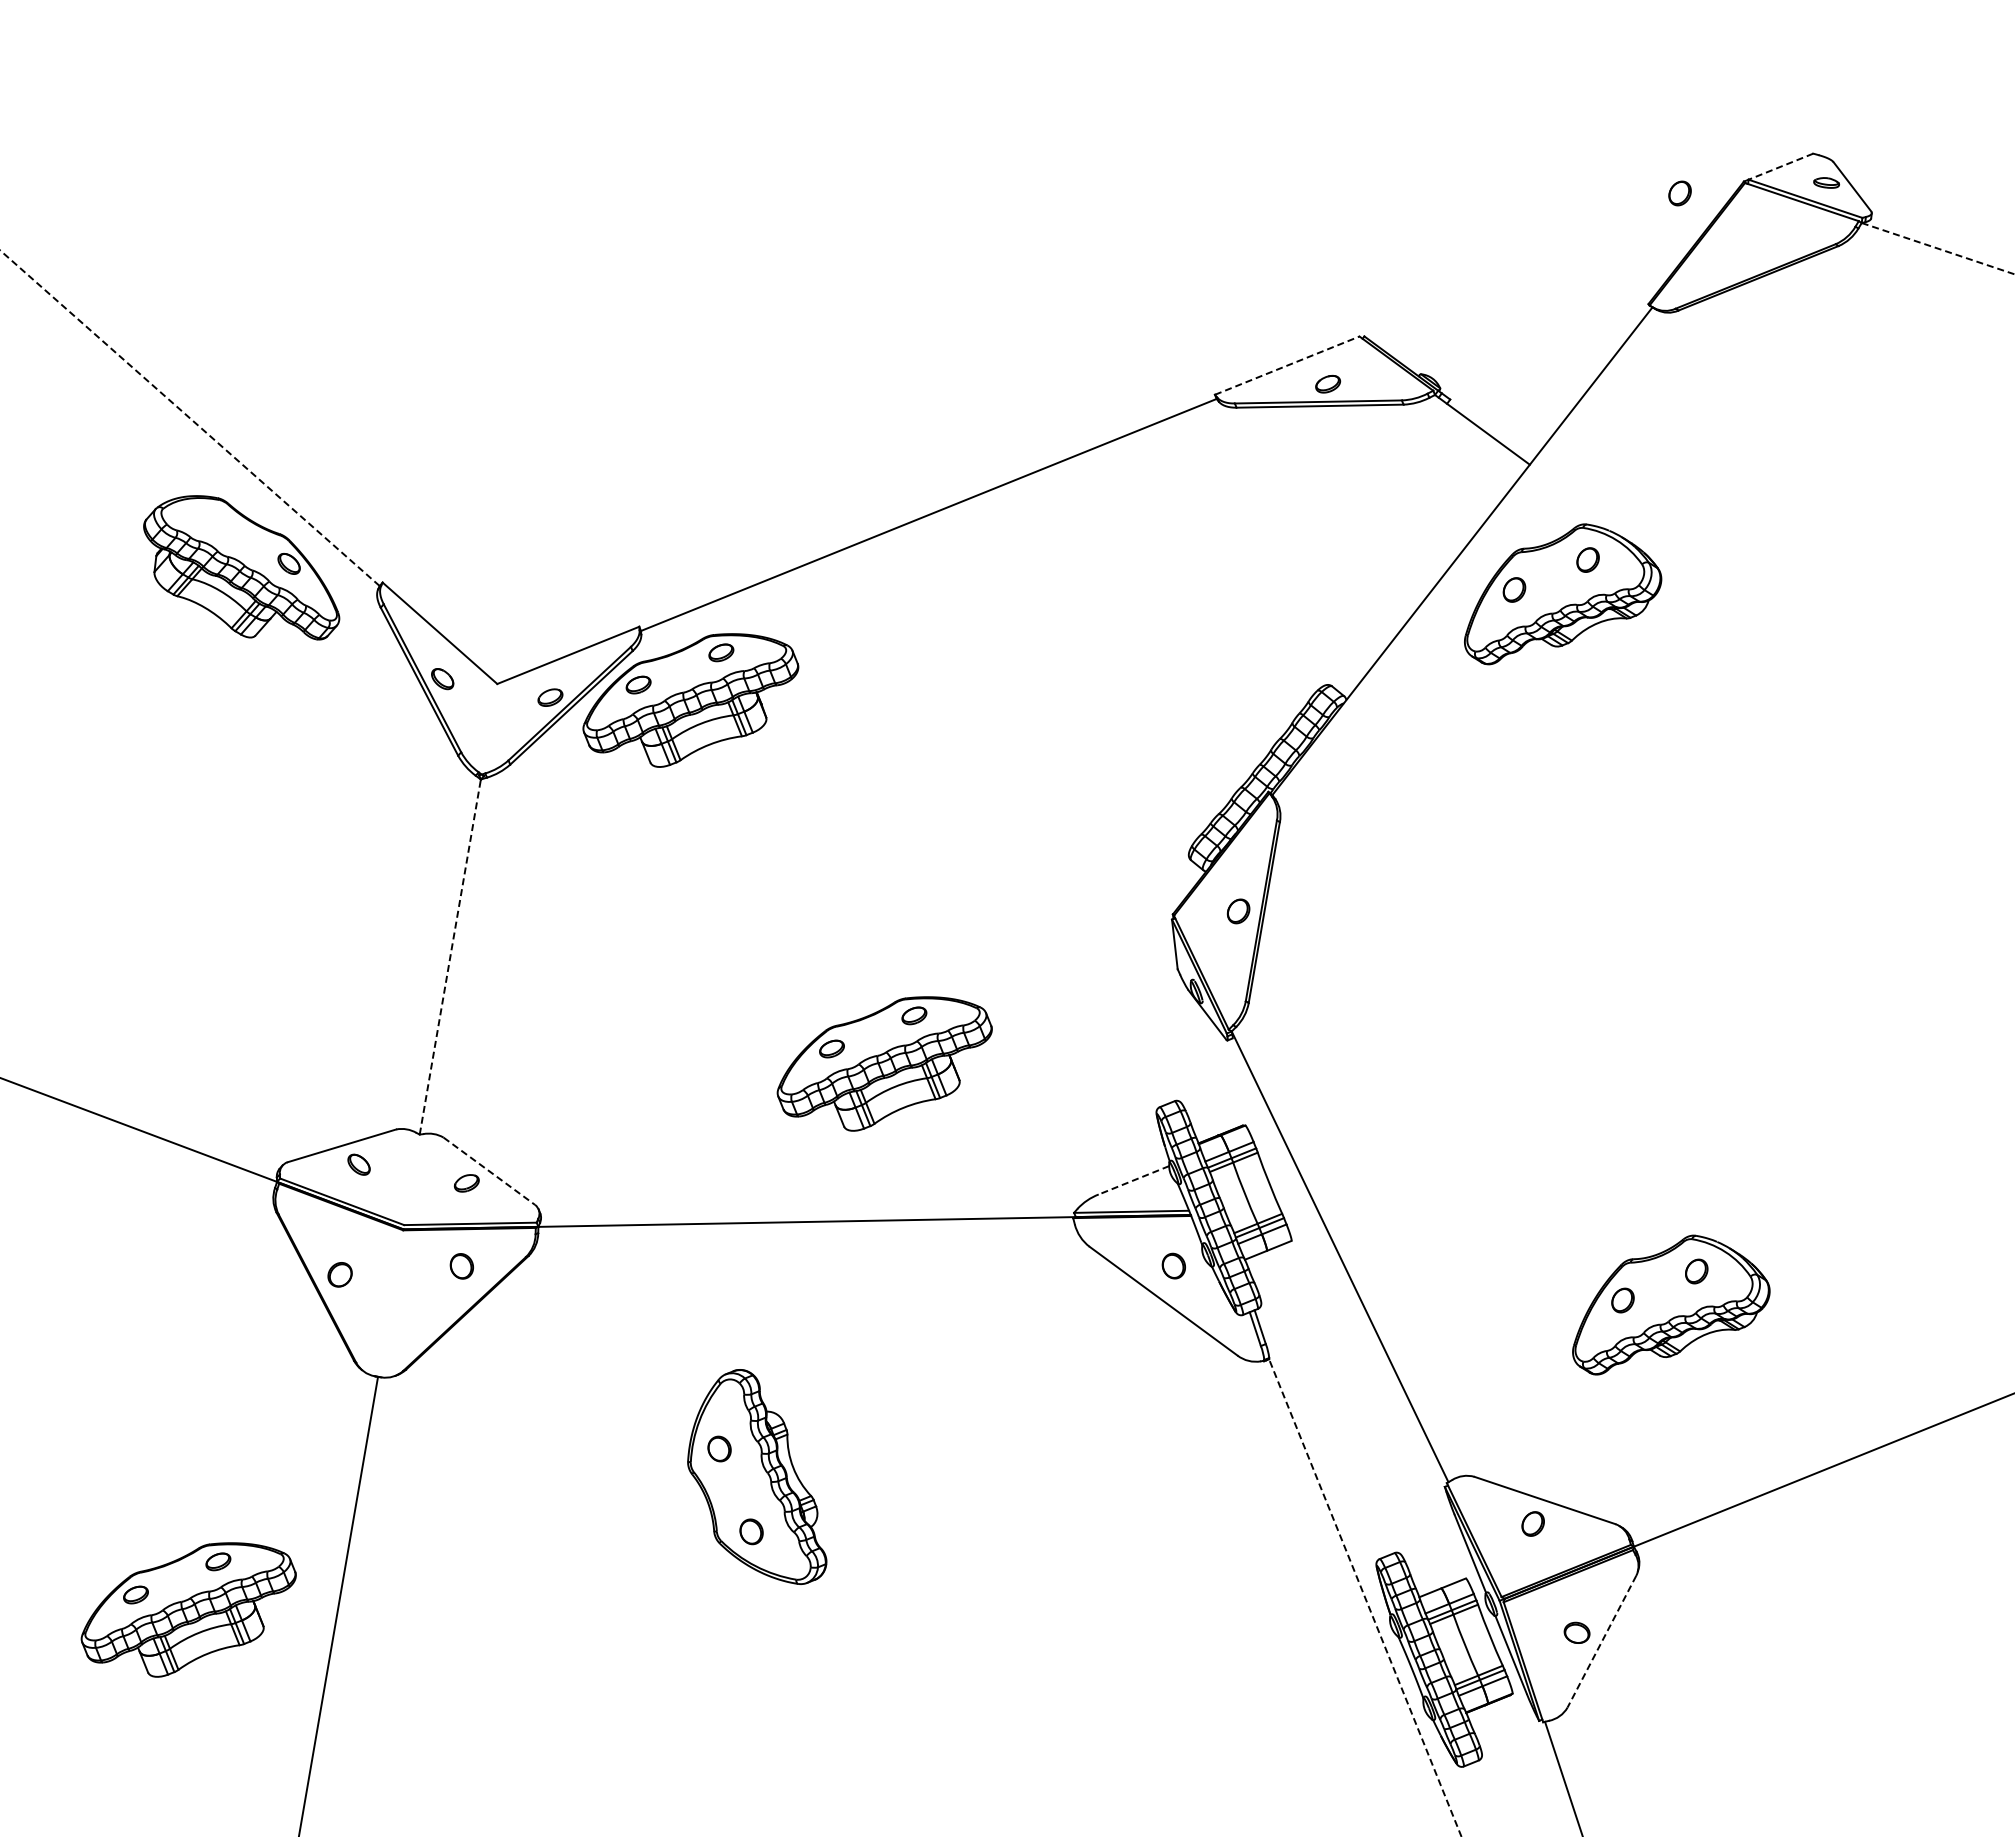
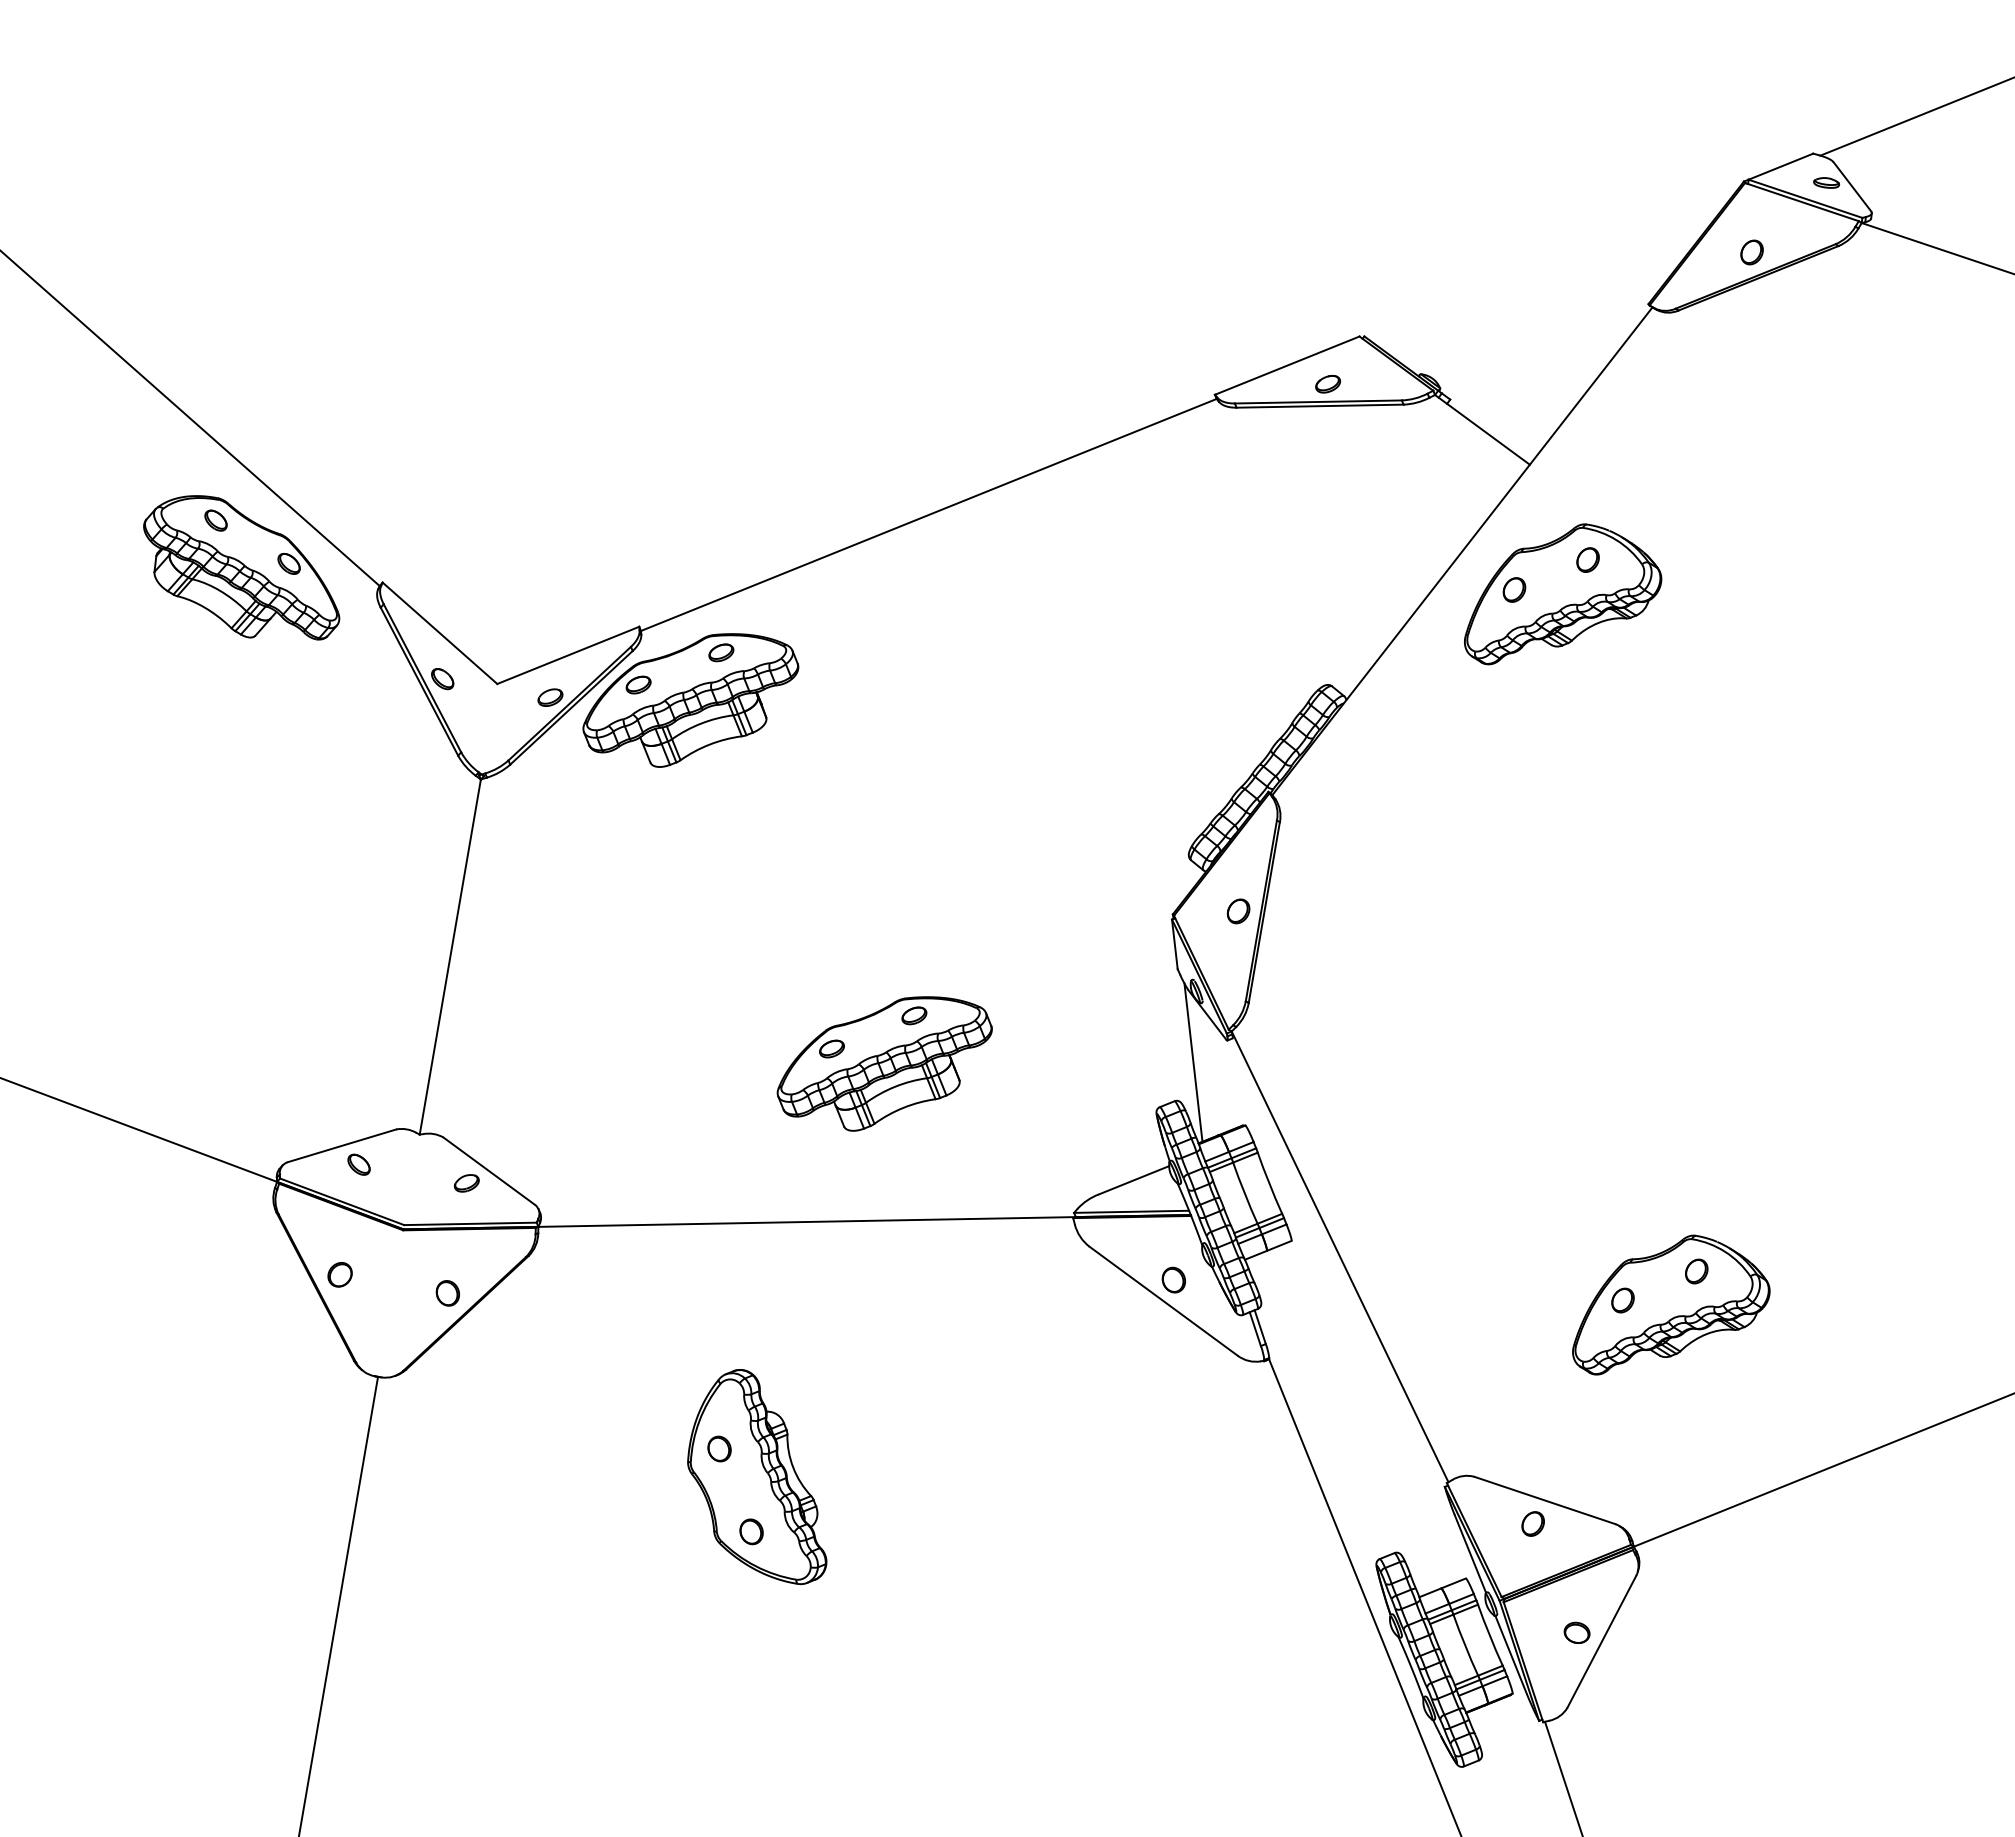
line: none -> present (1915, 116)
line: dashed -> solid (1780, 166)
part position: (1679, 193) -> (1751, 252) (1751, 252)
line: dashed -> solid (1938, 248)
line: dashed -> solid (1287, 365)
line: dashed -> solid (189, 417)
part: none -> present (215, 520)
line: dashed -> solid (450, 956)
line: none -> present (1193, 1062)
line: dashed -> solid (489, 1171)
line: dashed -> solid (1133, 1180)
part position: (1173, 1265) -> (1173, 1279) (1173, 1279)
part position: (461, 1266) -> (447, 1293) (447, 1293)
line: dashed -> solid (1364, 1597)
part: present -> none (188, 1609)
line: dashed -> solid (1601, 1642)
